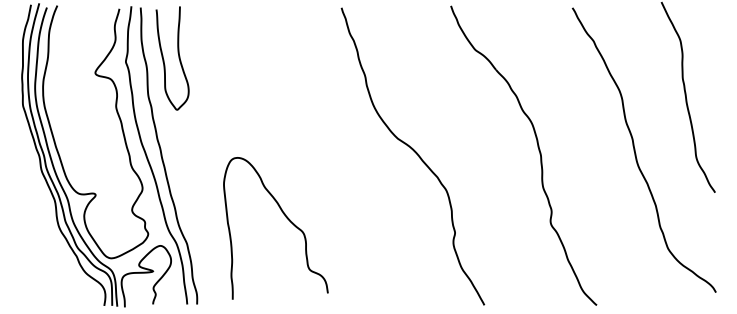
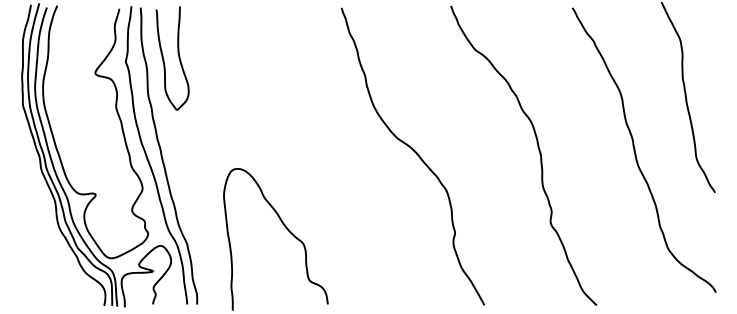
curve position: (285, 217) -> (285, 228) (285, 228)
